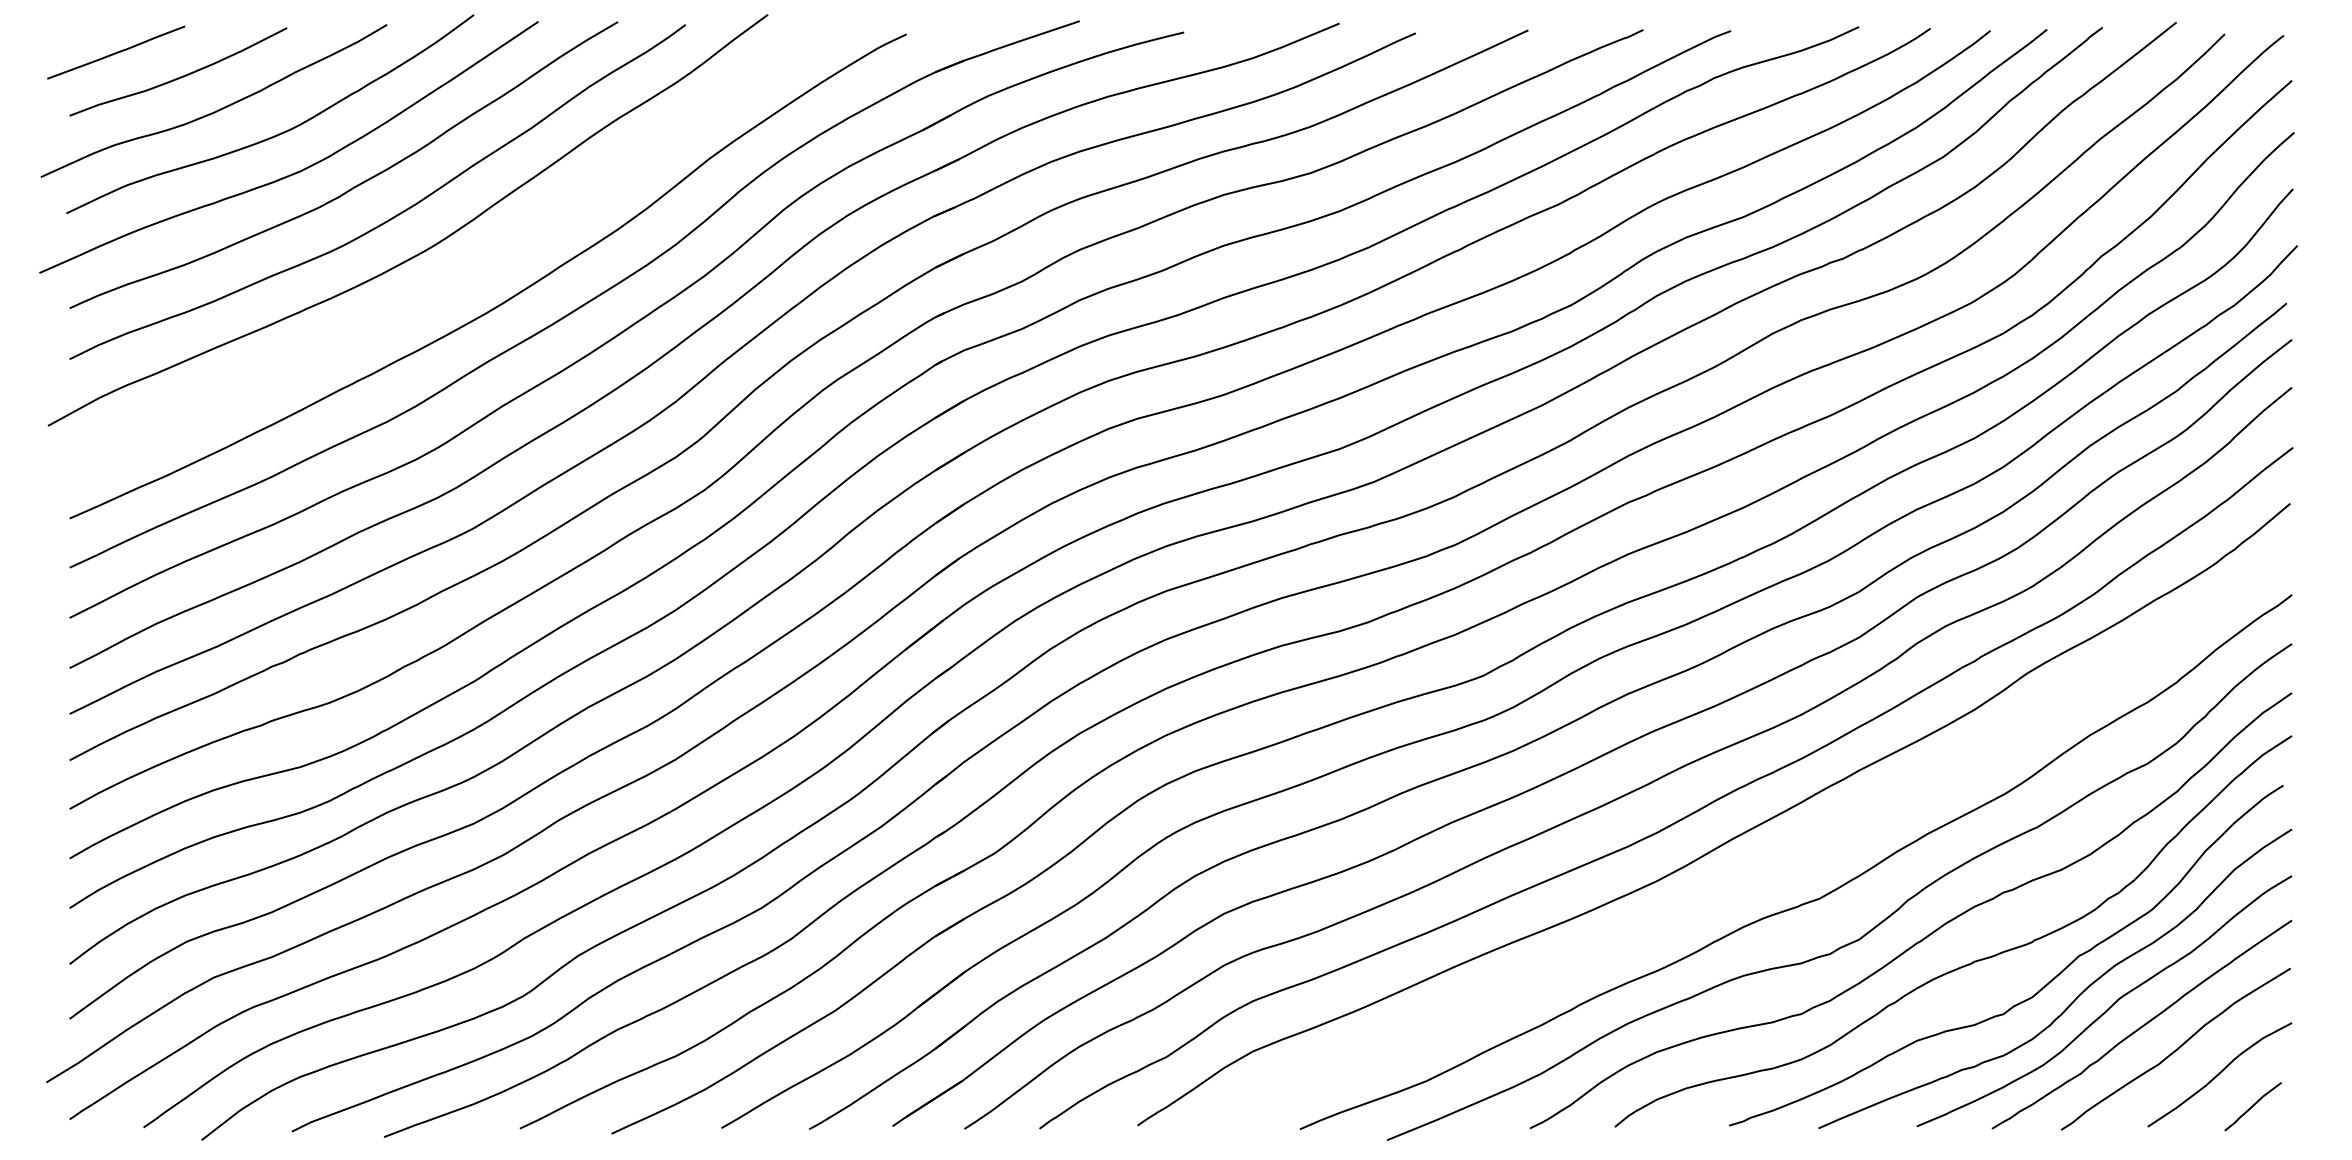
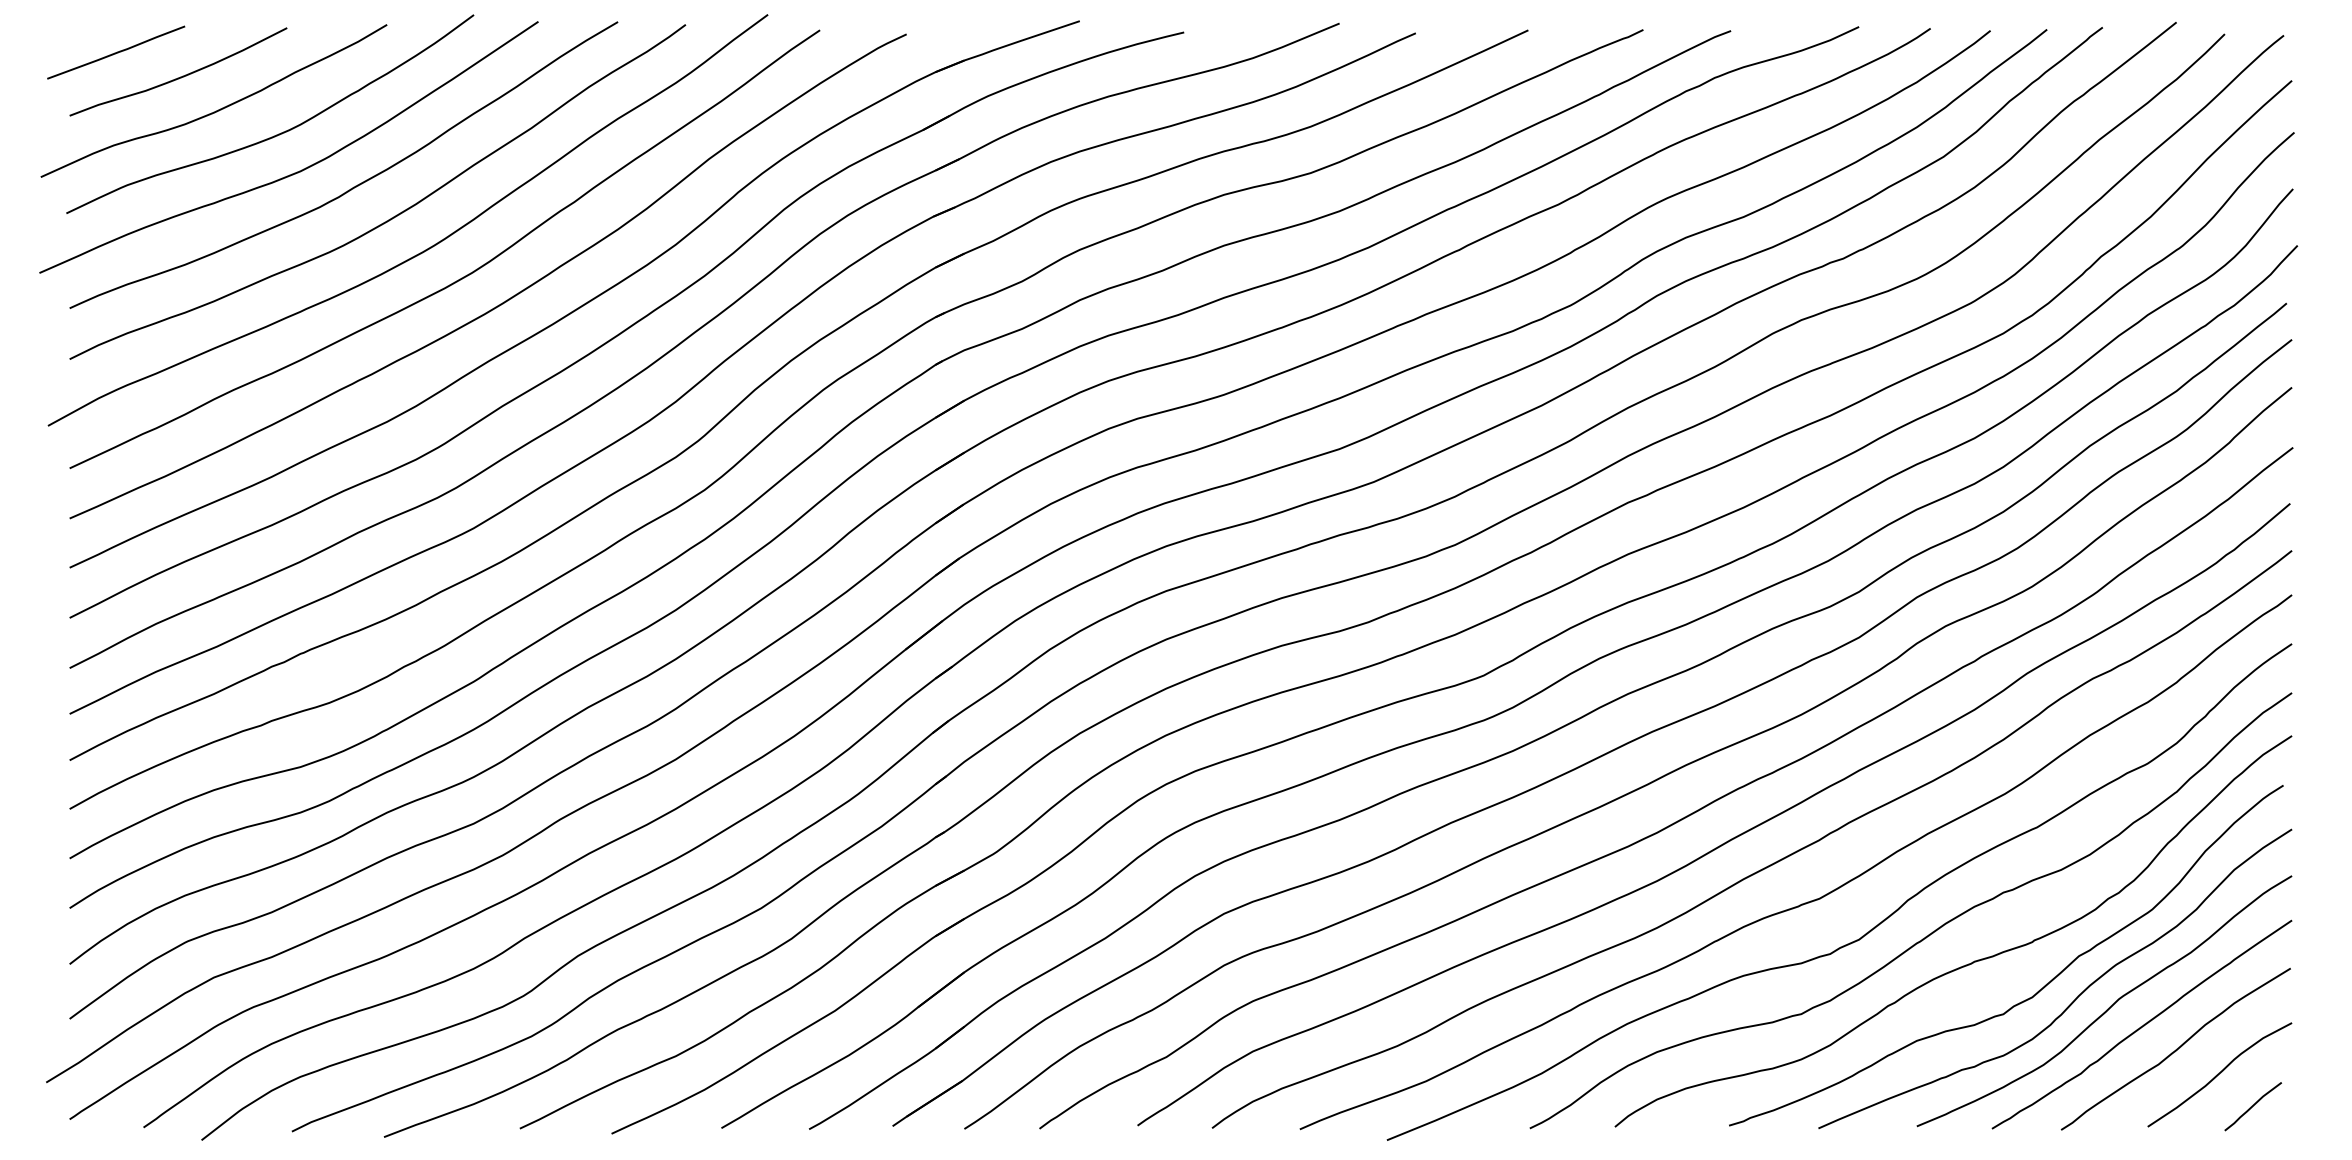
curve: none -> present (461, 277)
curve: none -> present (1764, 867)
